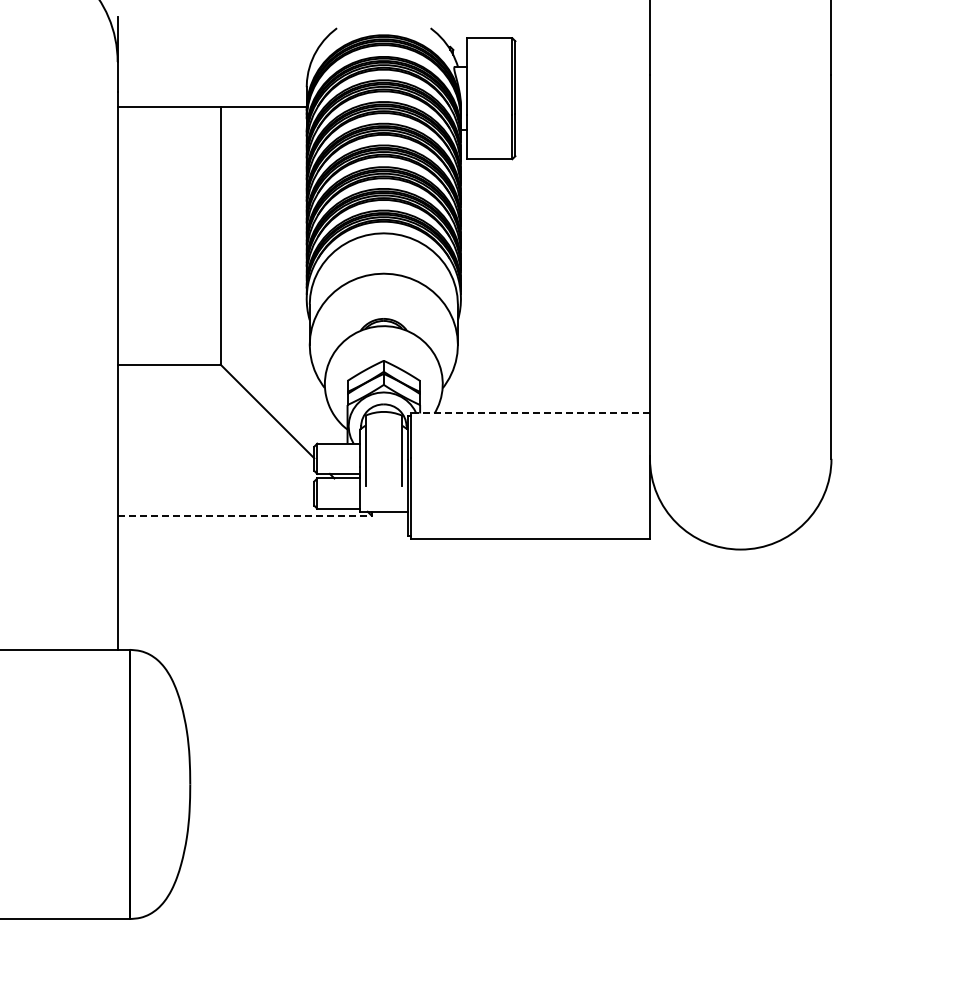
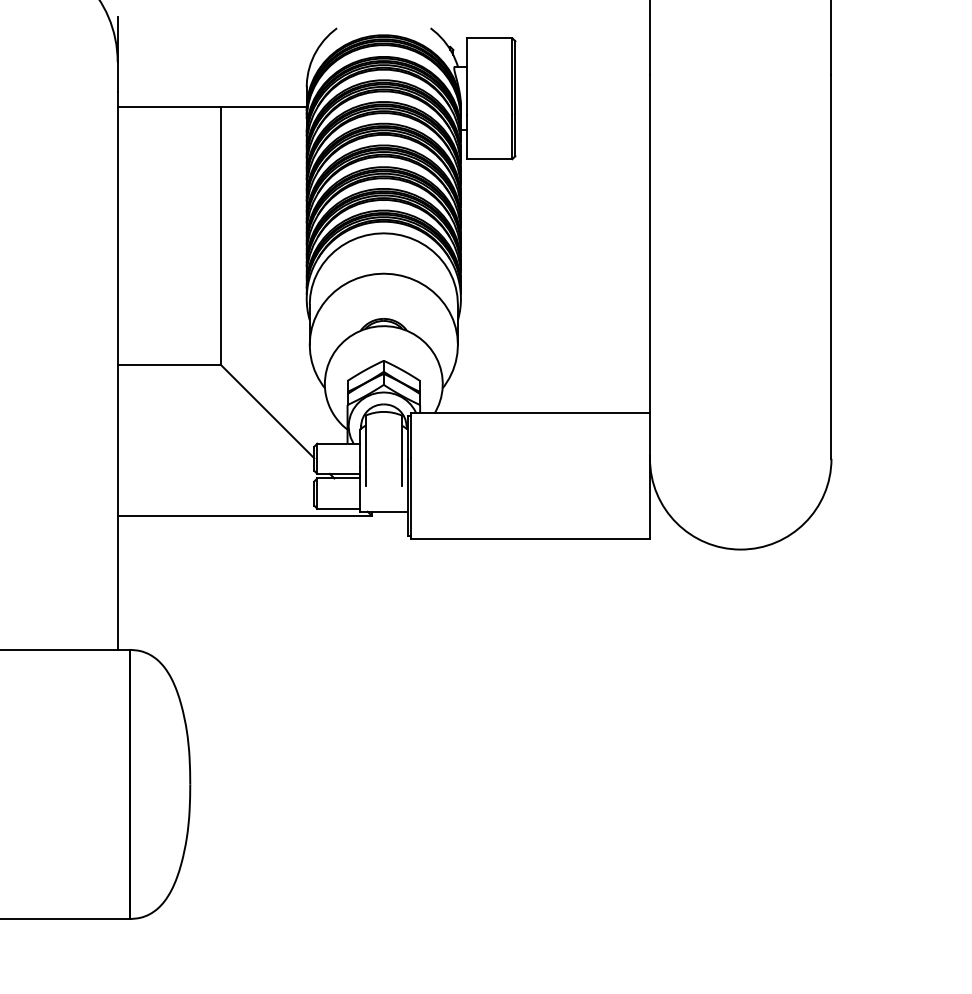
line: dashed -> solid (530, 413)
line: dashed -> solid (245, 515)
